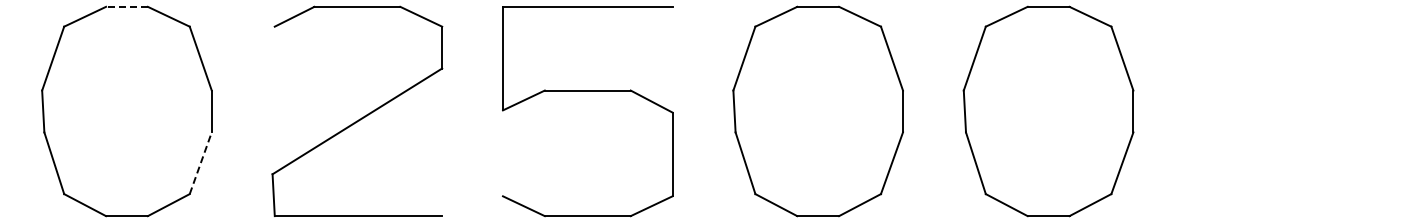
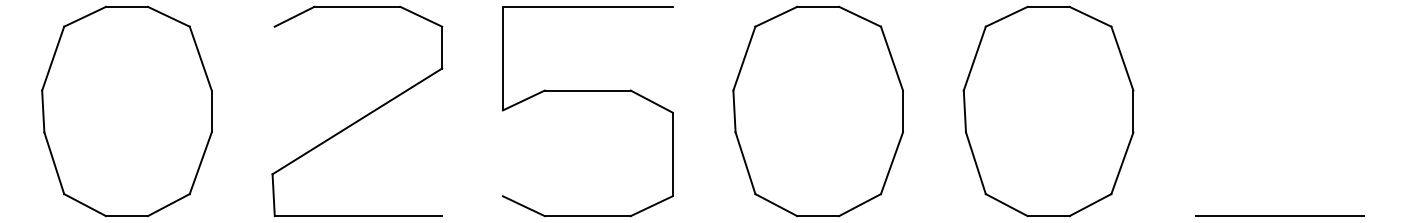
line: dashed -> solid (126, 6)
line: dashed -> solid (200, 163)
line: none -> present (1279, 215)
